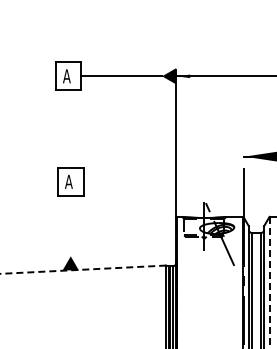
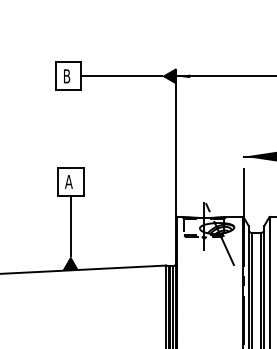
text: A -> B (66, 76)
line: none -> present (70, 225)
line: dashed -> solid (83, 269)
line: dashed -> solid (269, 282)
